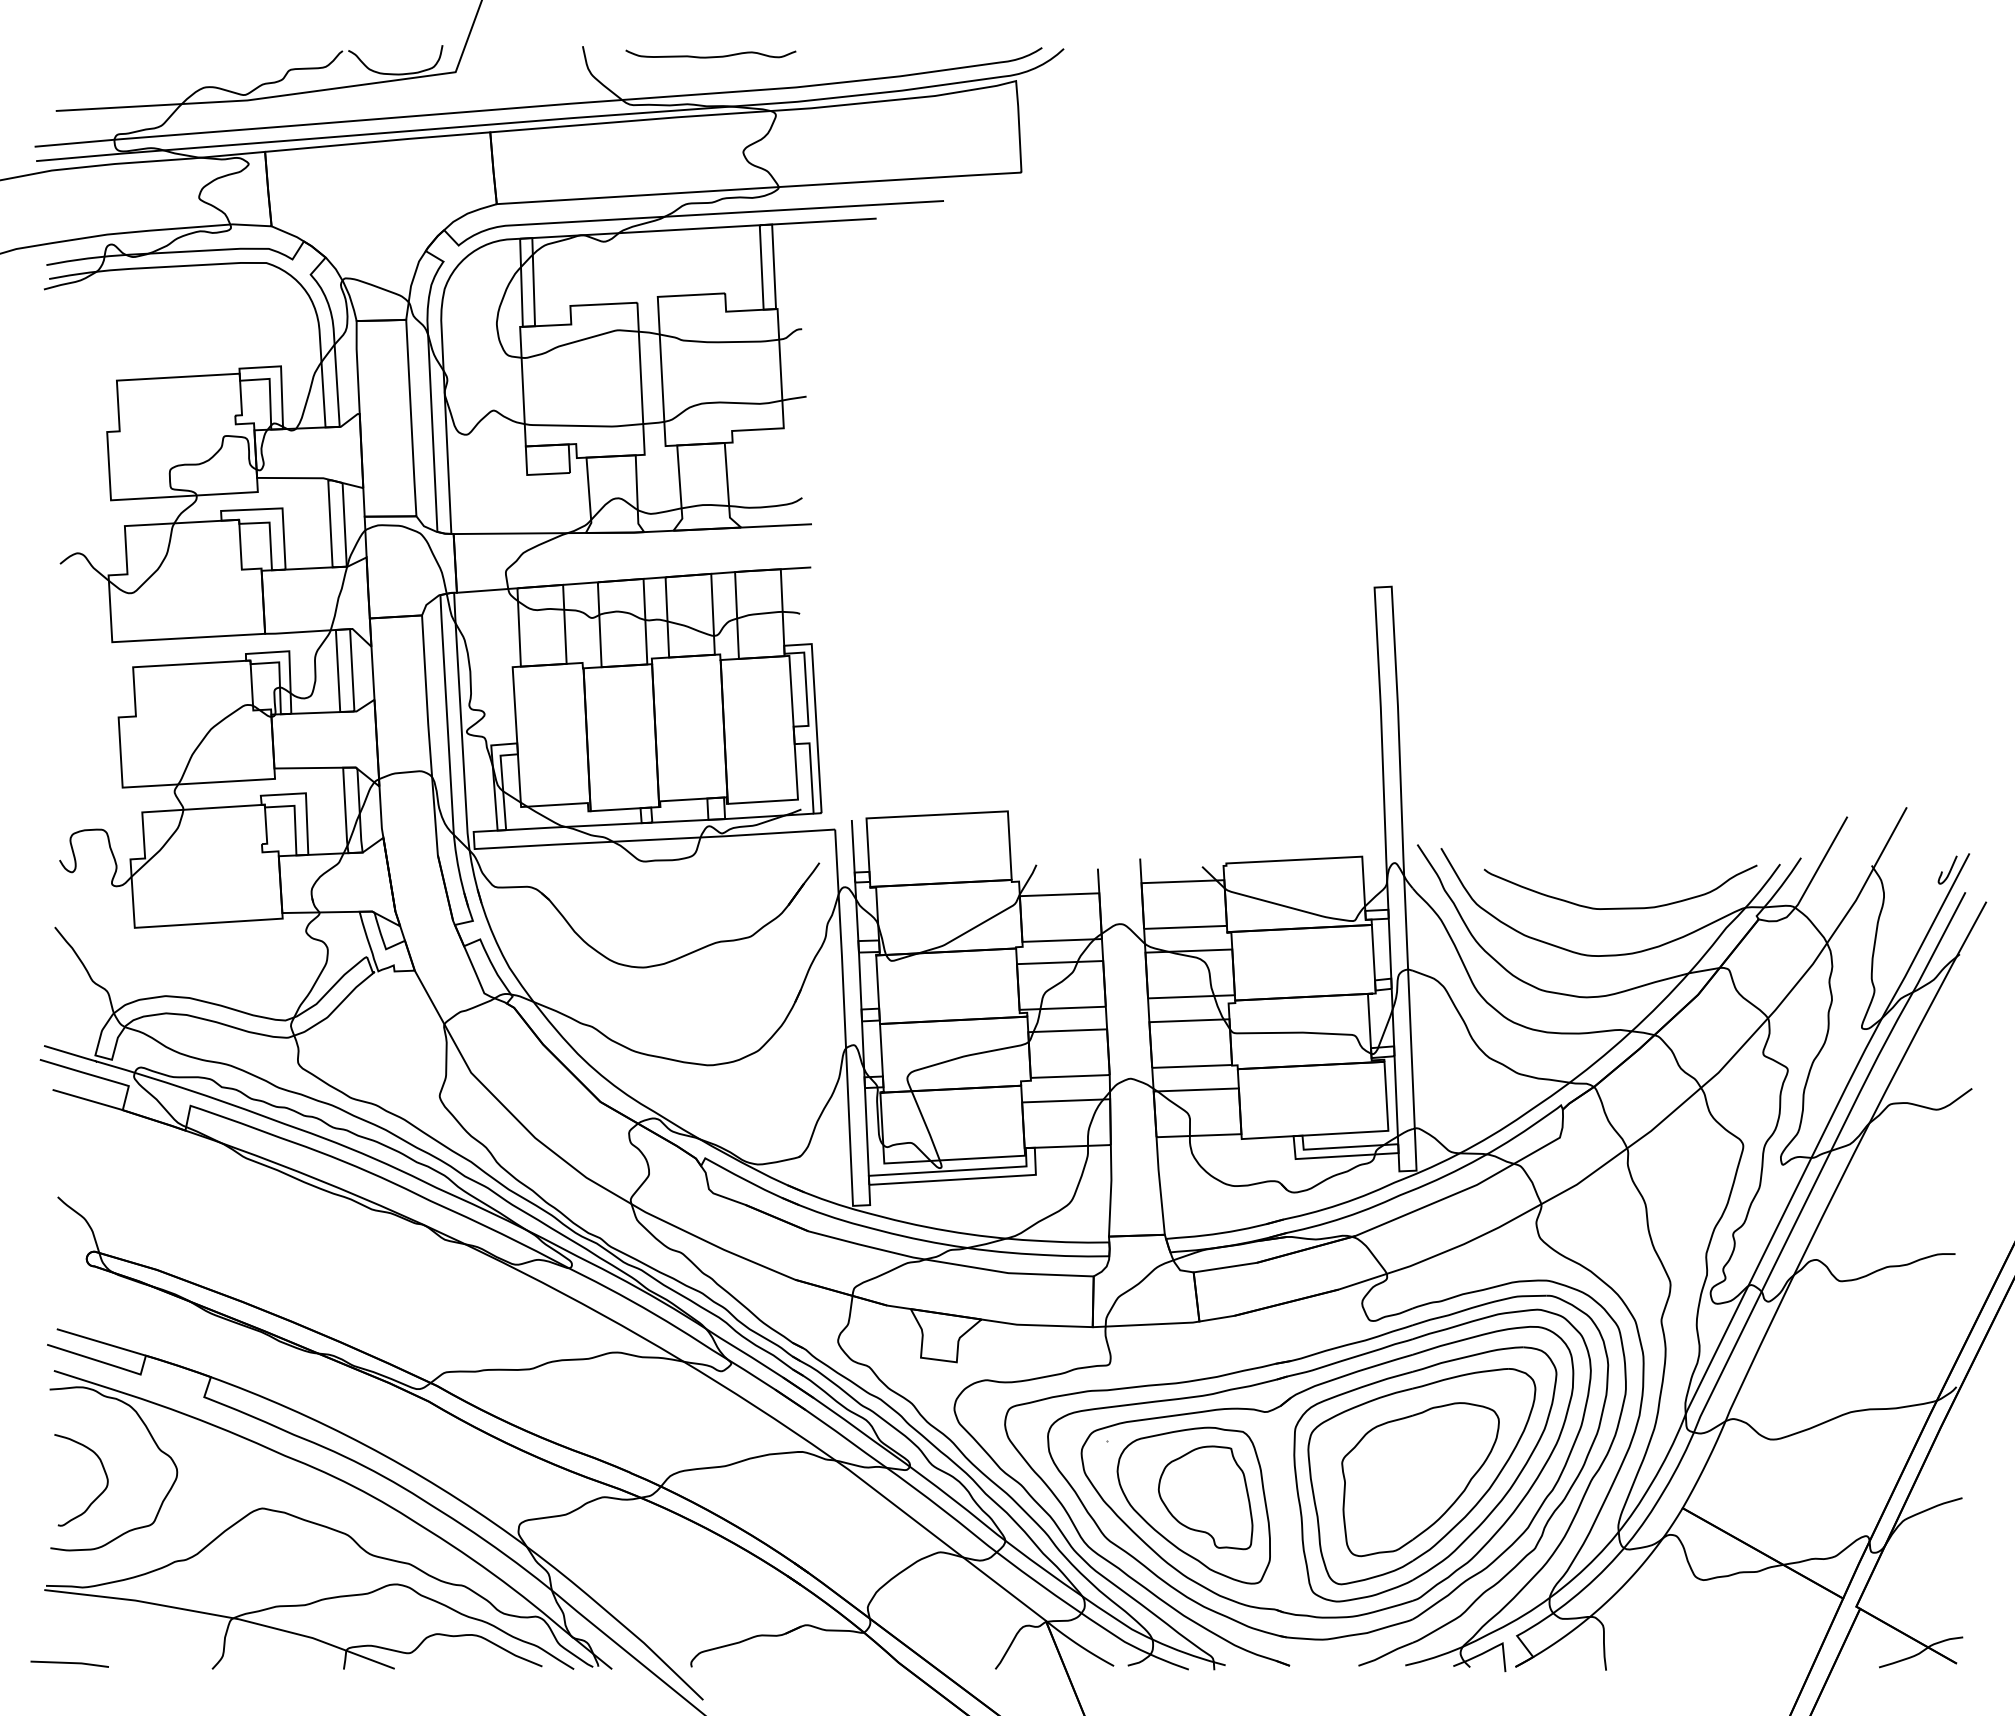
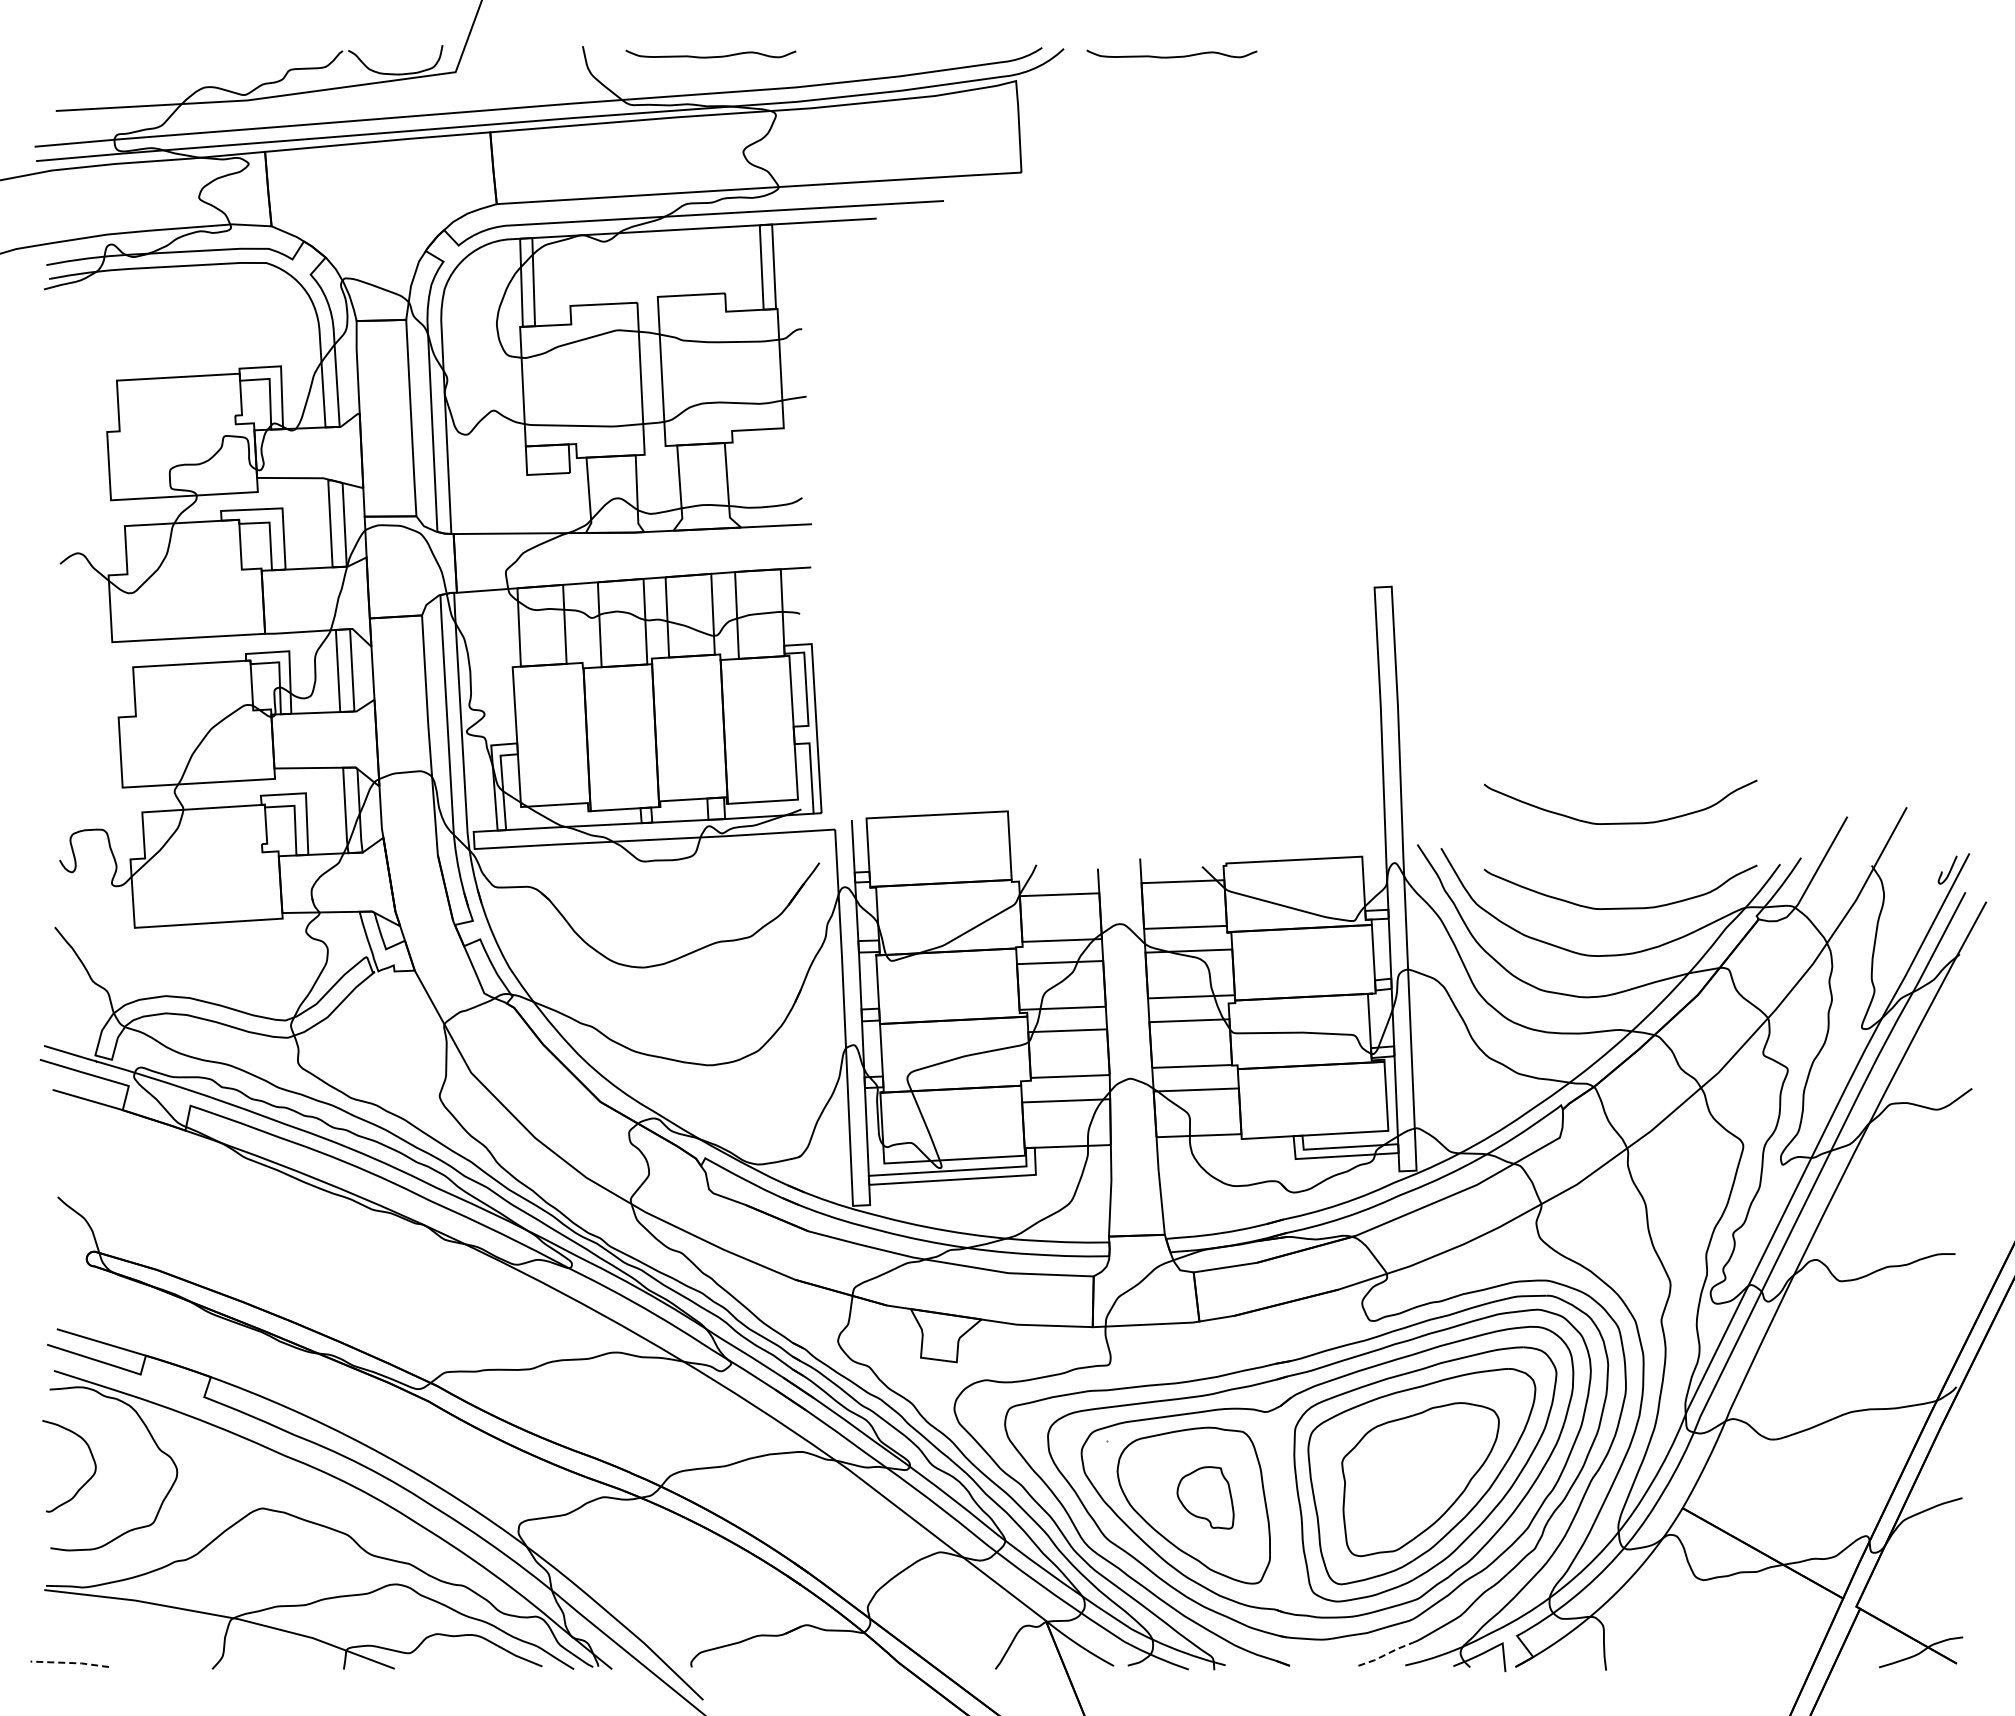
curve: none -> present (1171, 56)
curve: none -> present (1620, 822)
curve position: (97, 1496) -> (85, 1482) (85, 1482)
part size: 97x106 px -> 59x64 px (1205, 1497)
line: solid -> dashed (1386, 1654)
line: solid -> dashed (70, 1663)
